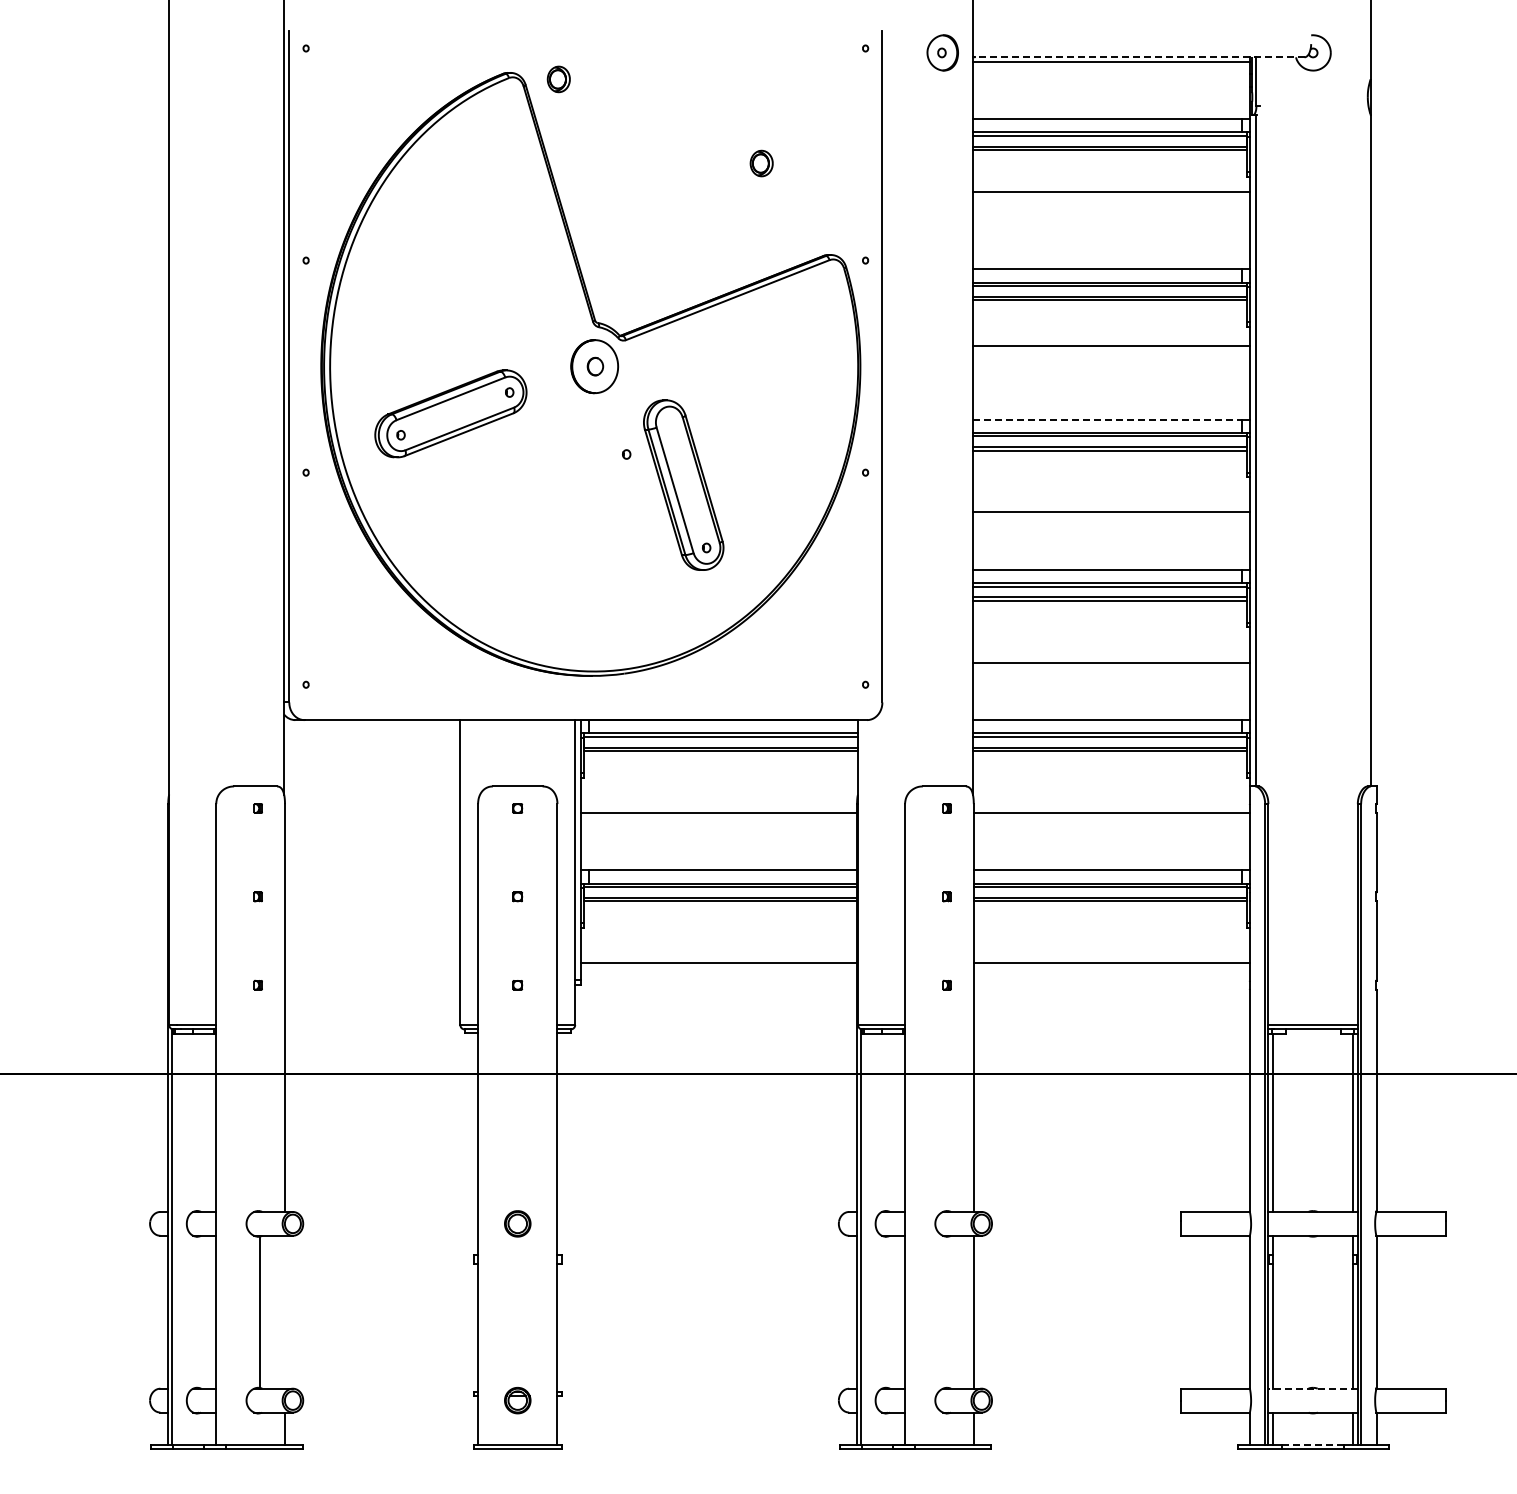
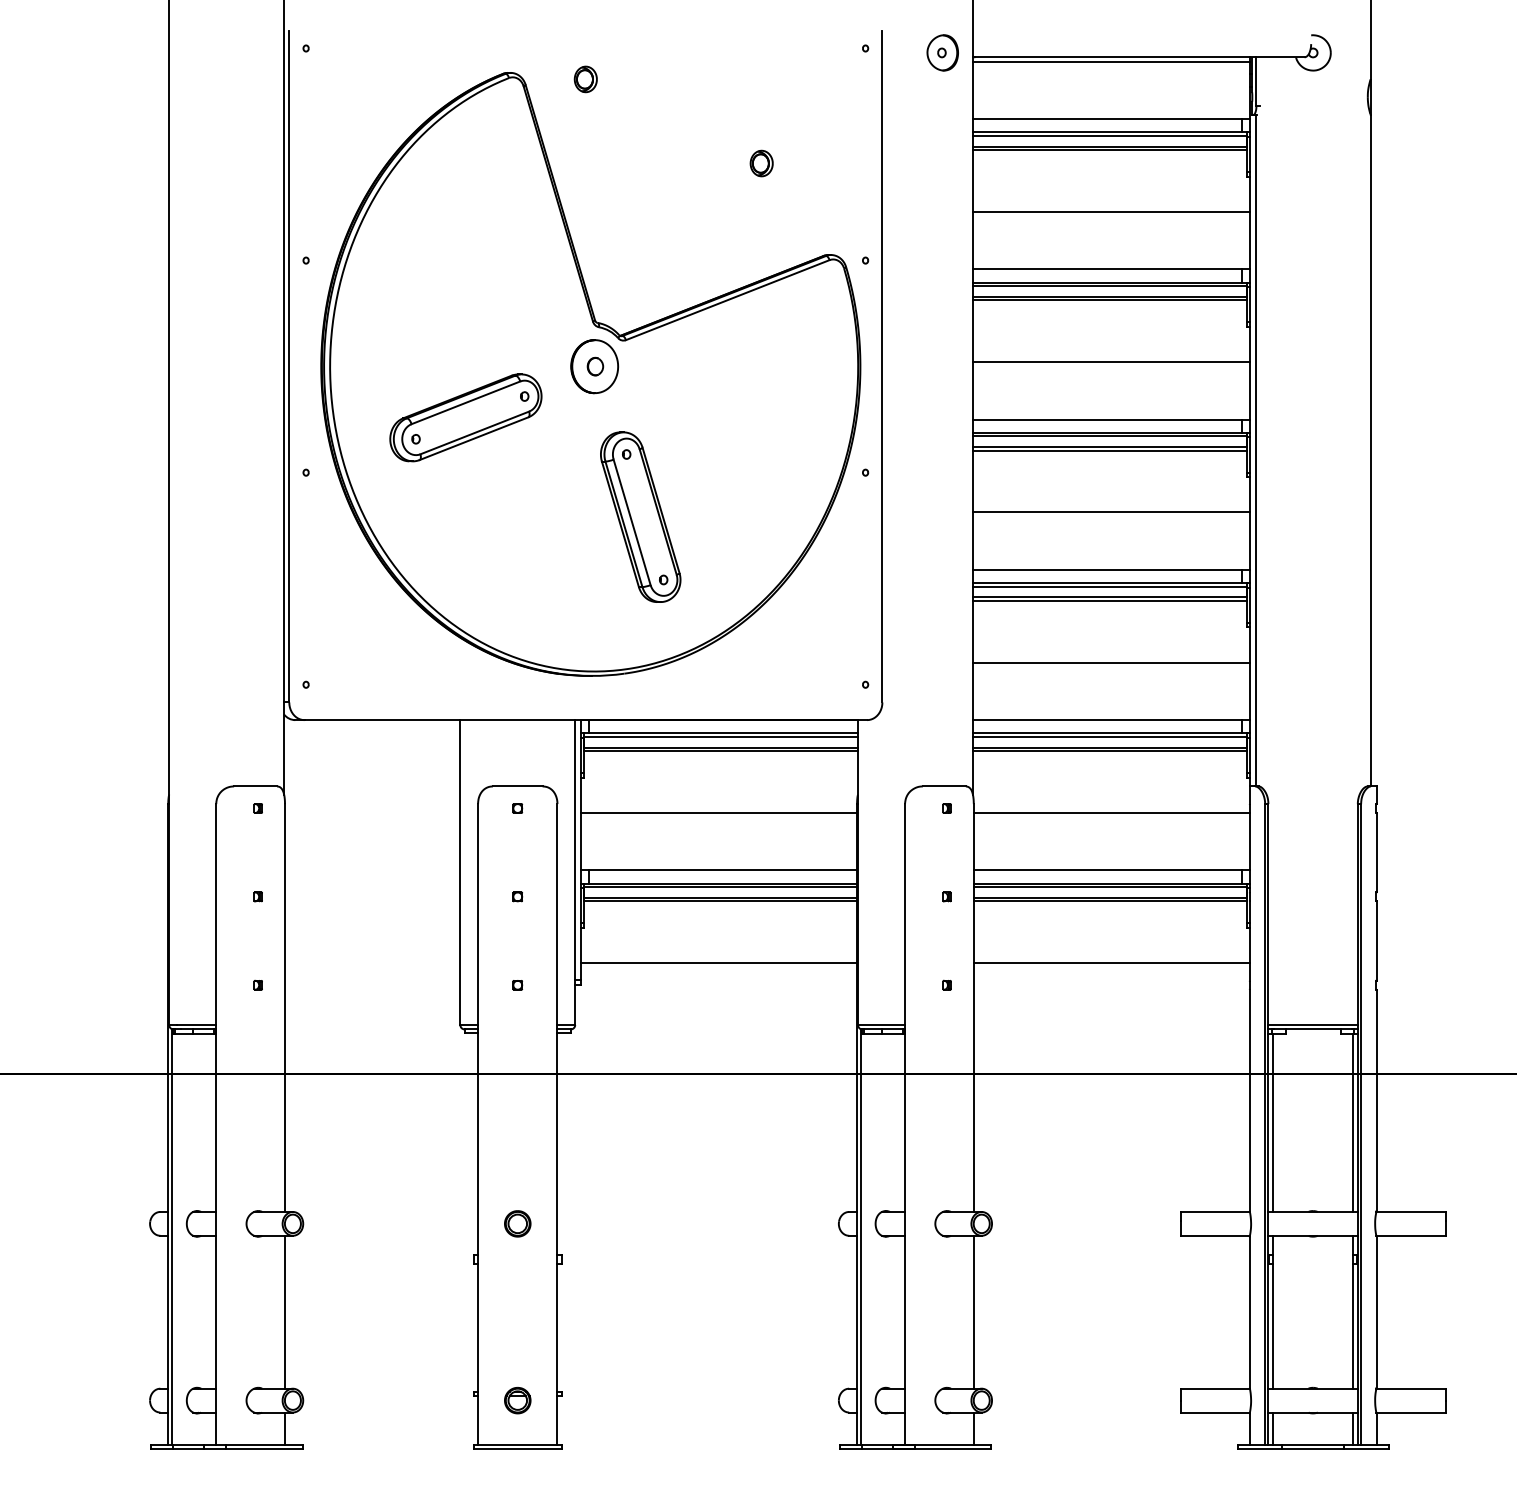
line: dashed -> solid (1139, 57)
part position: (558, 79) -> (585, 79) (585, 79)
line position: (1111, 192) -> (1111, 212) (1111, 212)
line position: (1111, 346) -> (1111, 362) (1111, 362)
part position: (450, 413) -> (465, 417) (465, 417)
line: dashed -> solid (1107, 419)
part position: (683, 484) -> (640, 516) (640, 516)
line position: (260, 1311) -> (285, 1311) (285, 1311)
line: dashed -> solid (1313, 1388)
line: dashed -> solid (1312, 1444)
